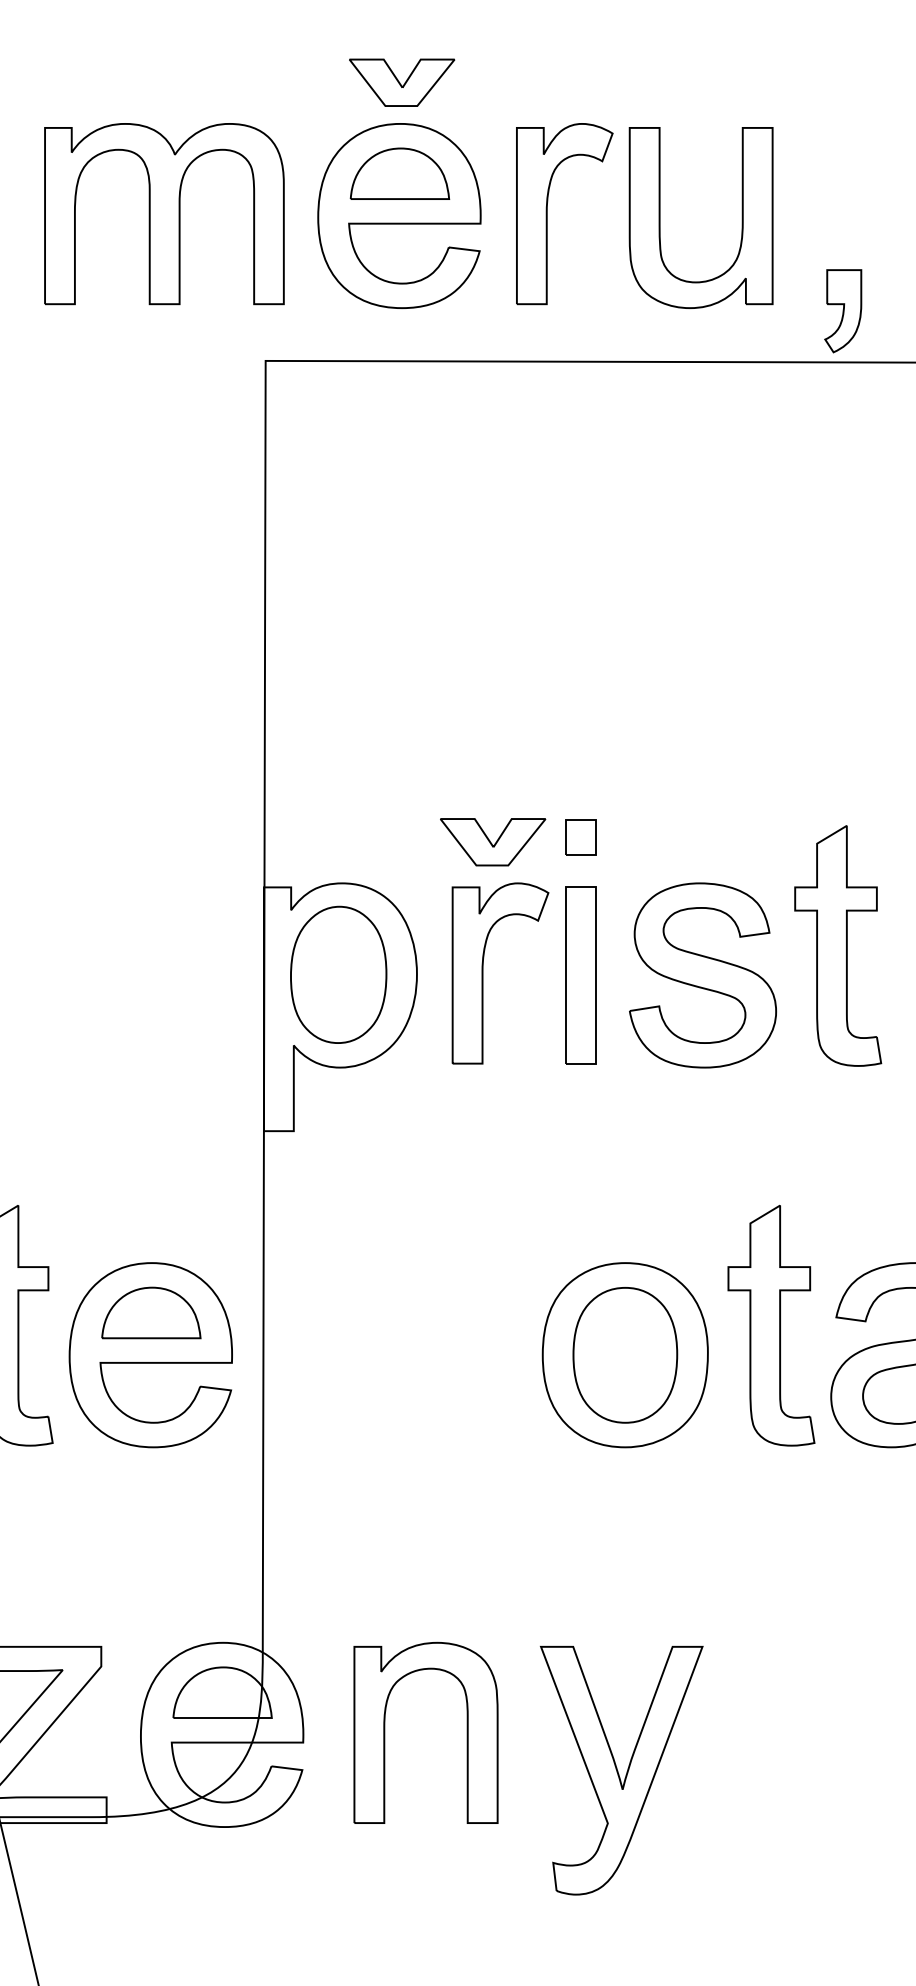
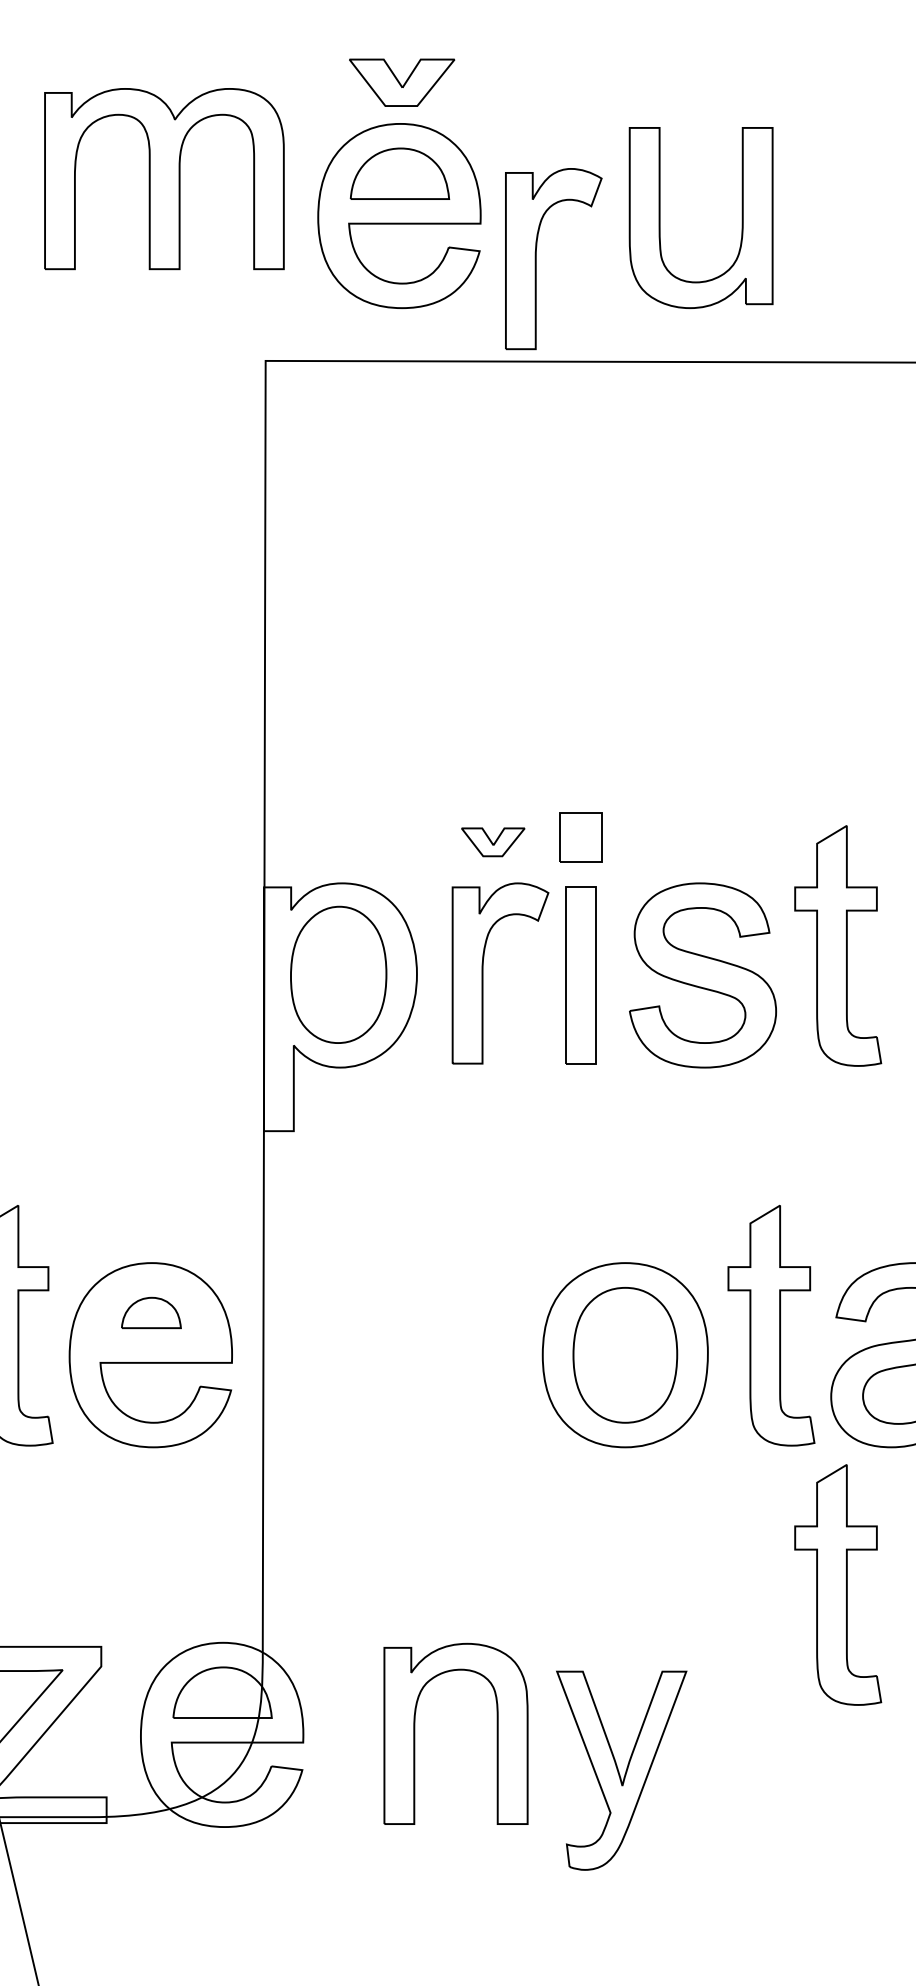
part position: (164, 214) -> (164, 179) (164, 179)
part position: (547, 214) -> (536, 259) (536, 259)
part: present -> none (843, 311)
part size: 32x37 px -> 44x51 px (580, 837)
part size: 107x49 px -> 65x31 px (493, 842)
part size: 101x54 px -> 61x34 px (151, 1312)
part: none -> present (838, 1584)
part position: (385, 1732) -> (415, 1733) (415, 1733)
part size: 165x250 px -> 132x201 px (621, 1770)
